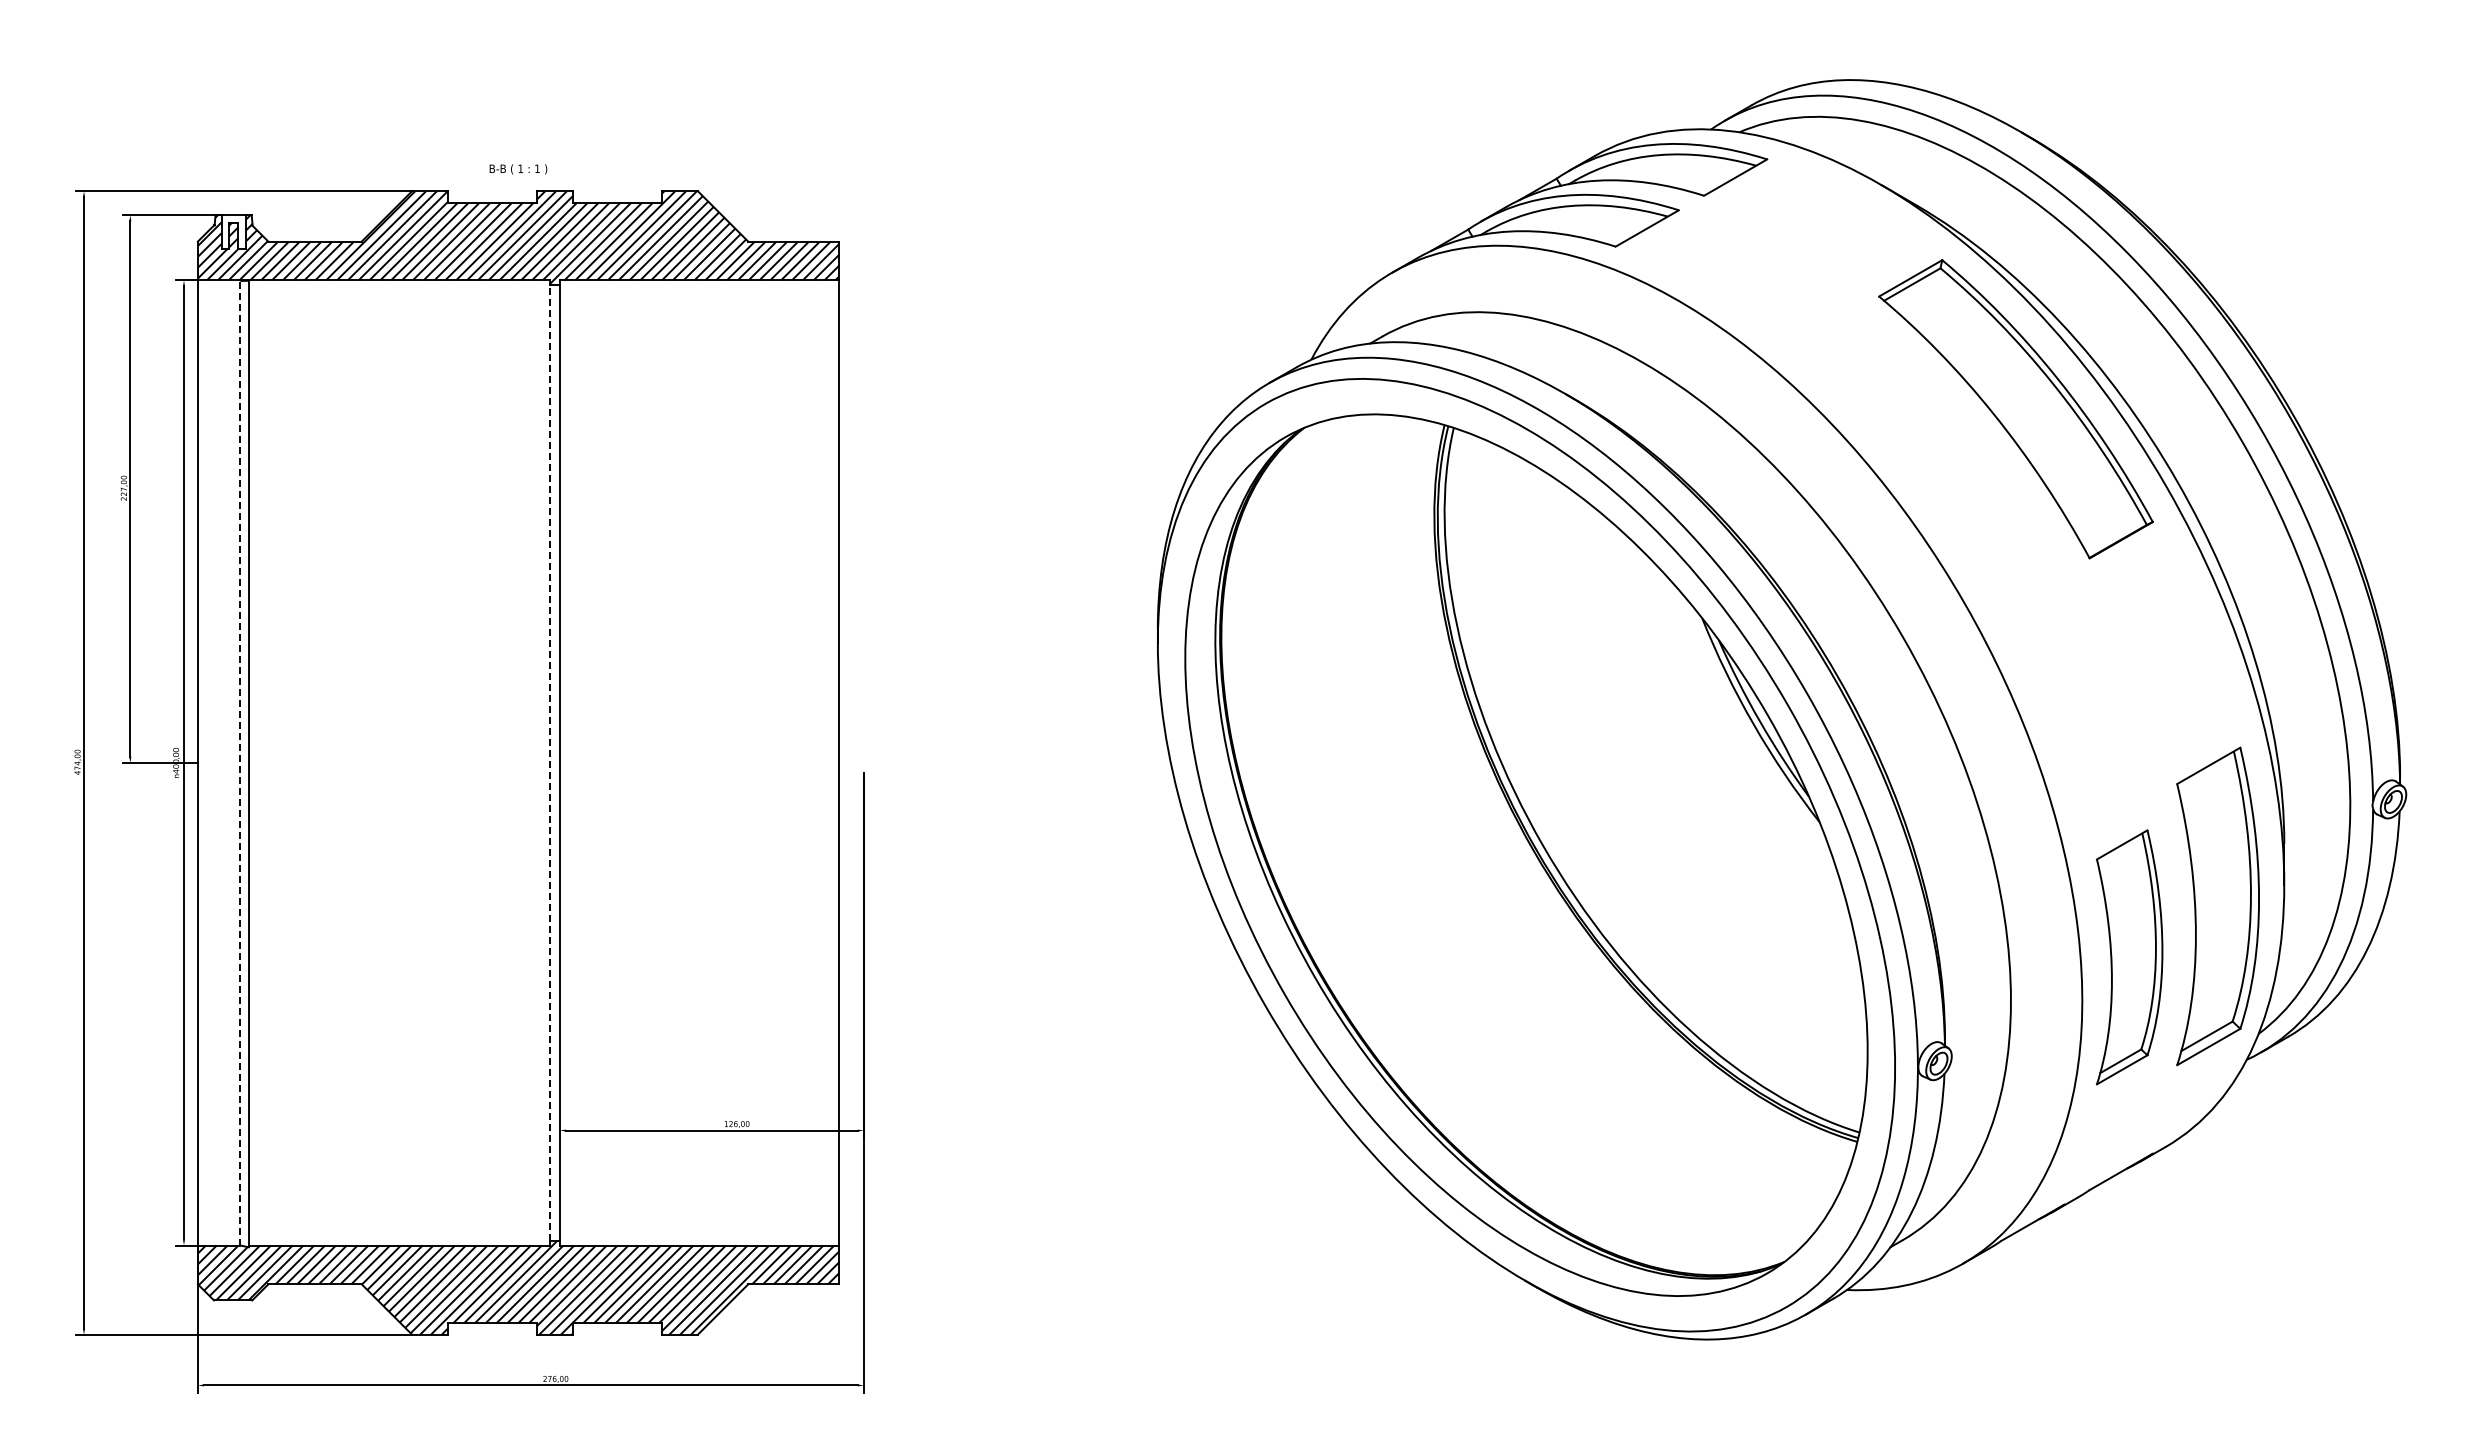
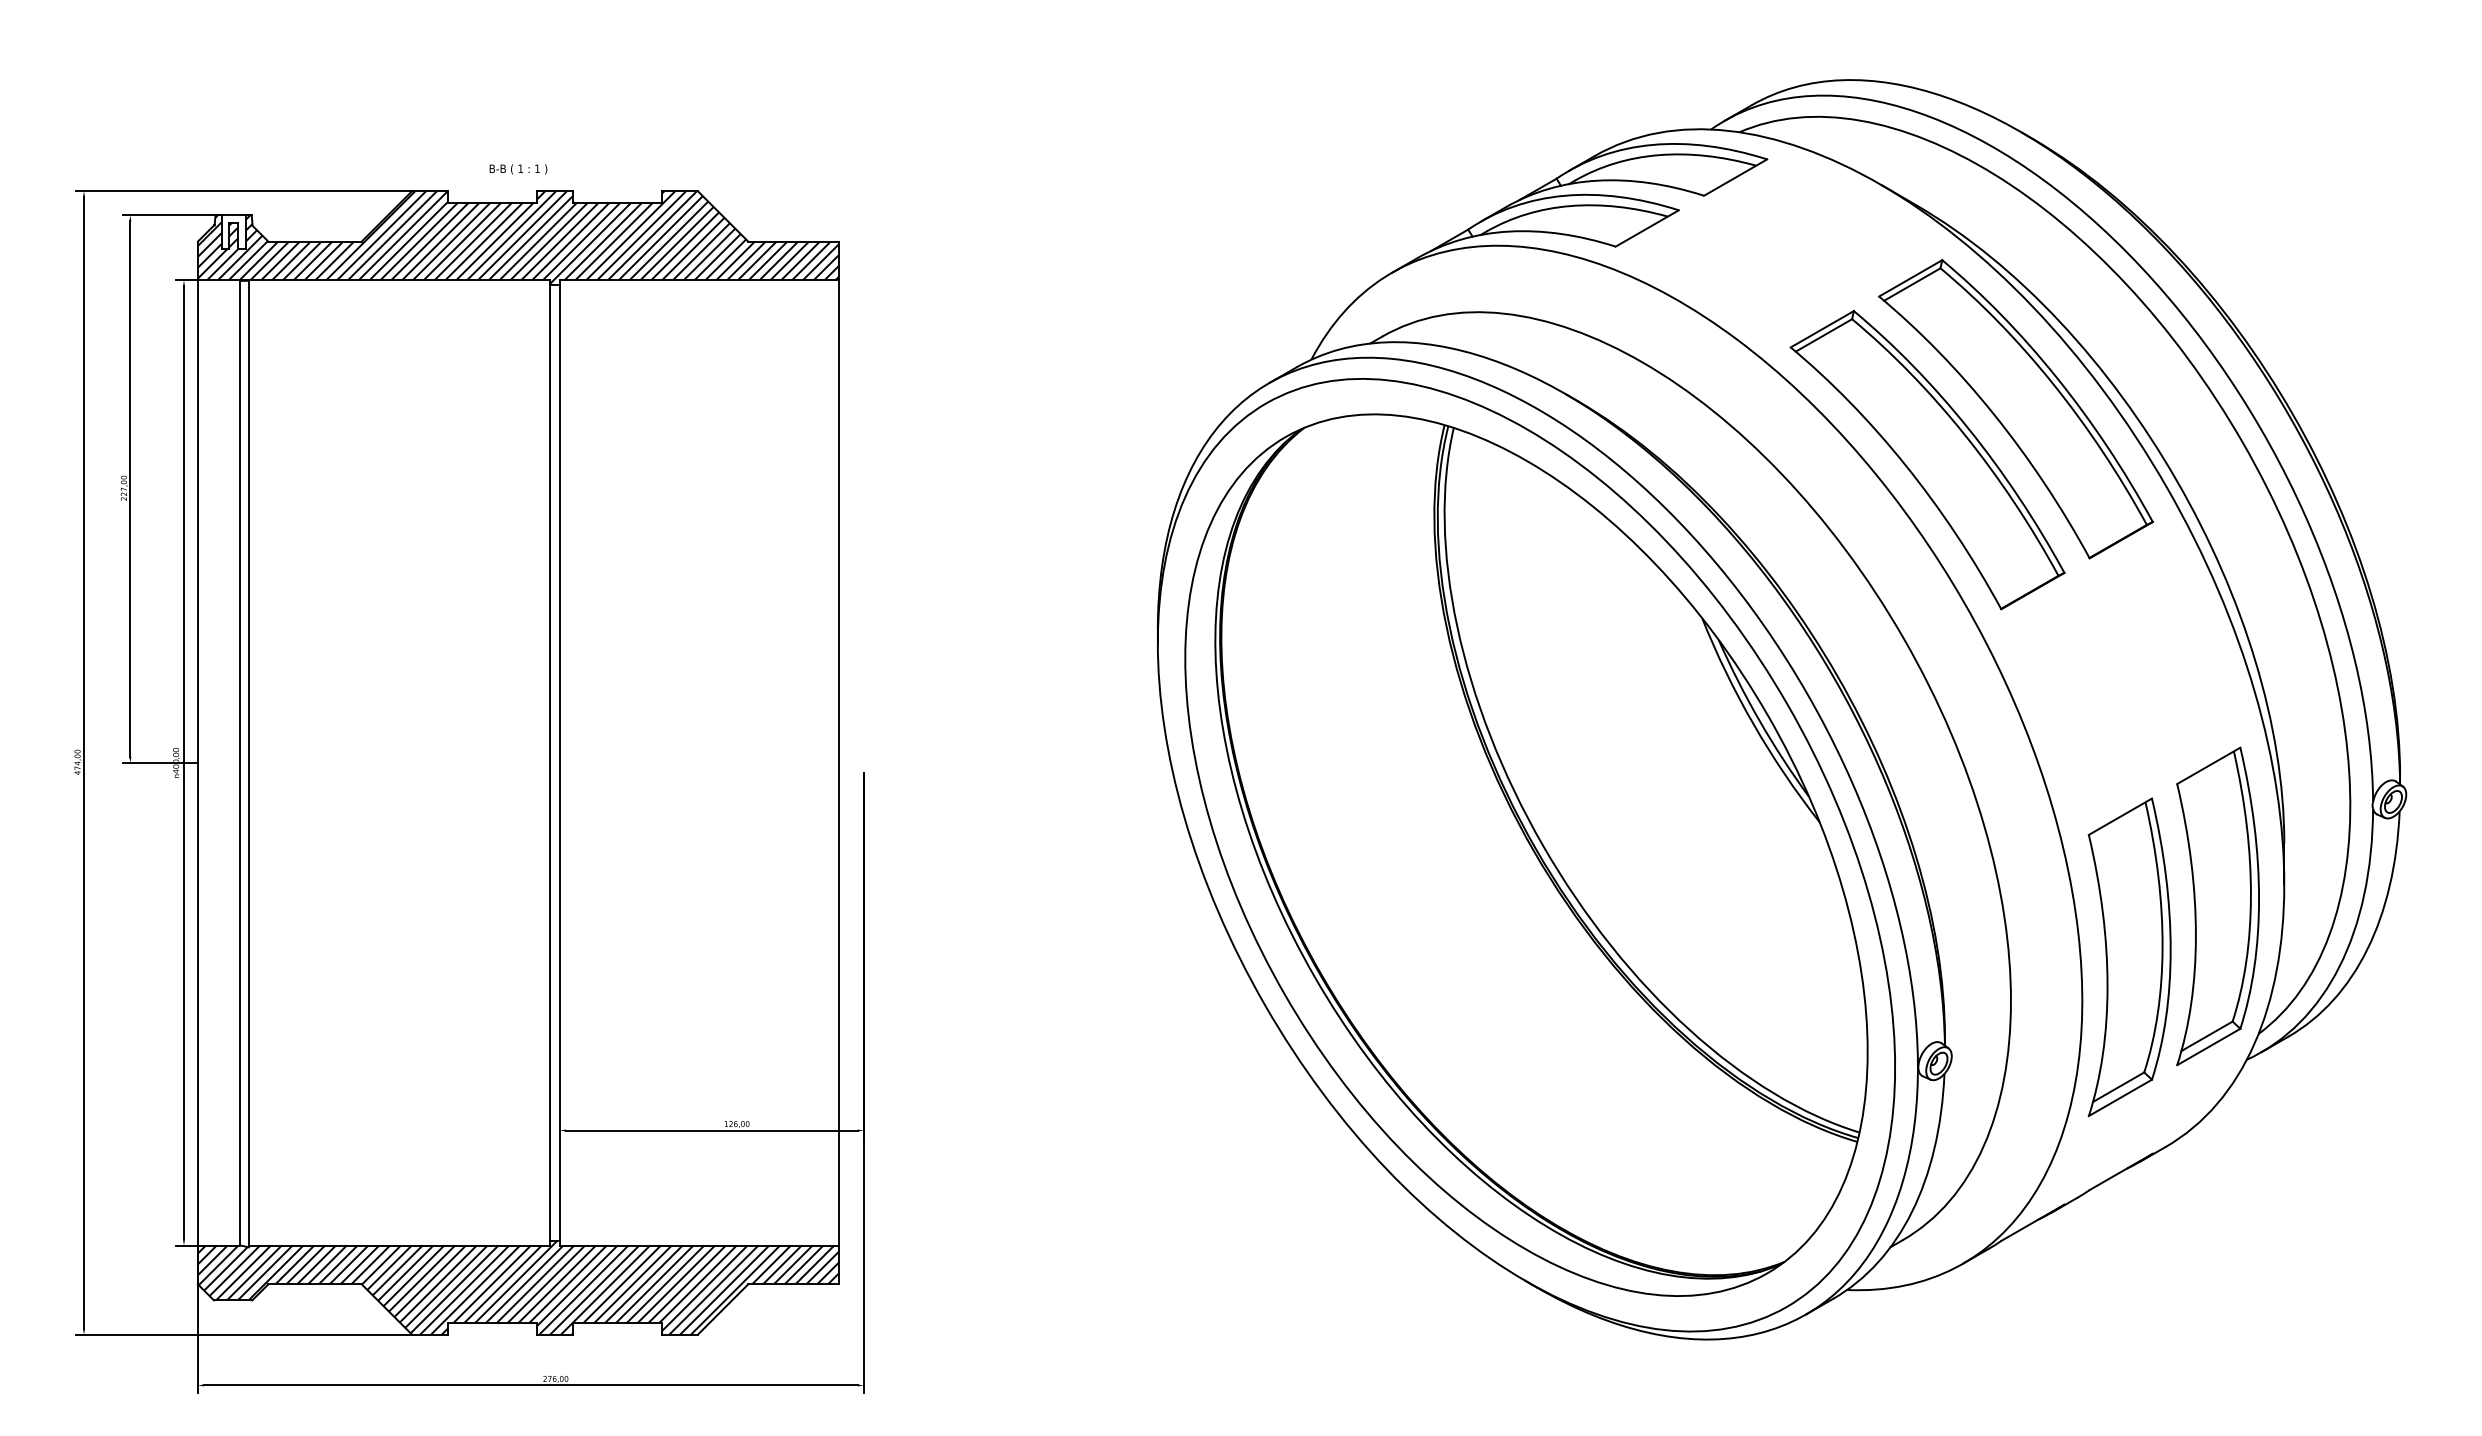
part: none -> present (1927, 460)
line: dashed -> solid (240, 762)
line: dashed -> solid (550, 762)
part size: 68x257 px -> 85x321 px (2129, 957)
